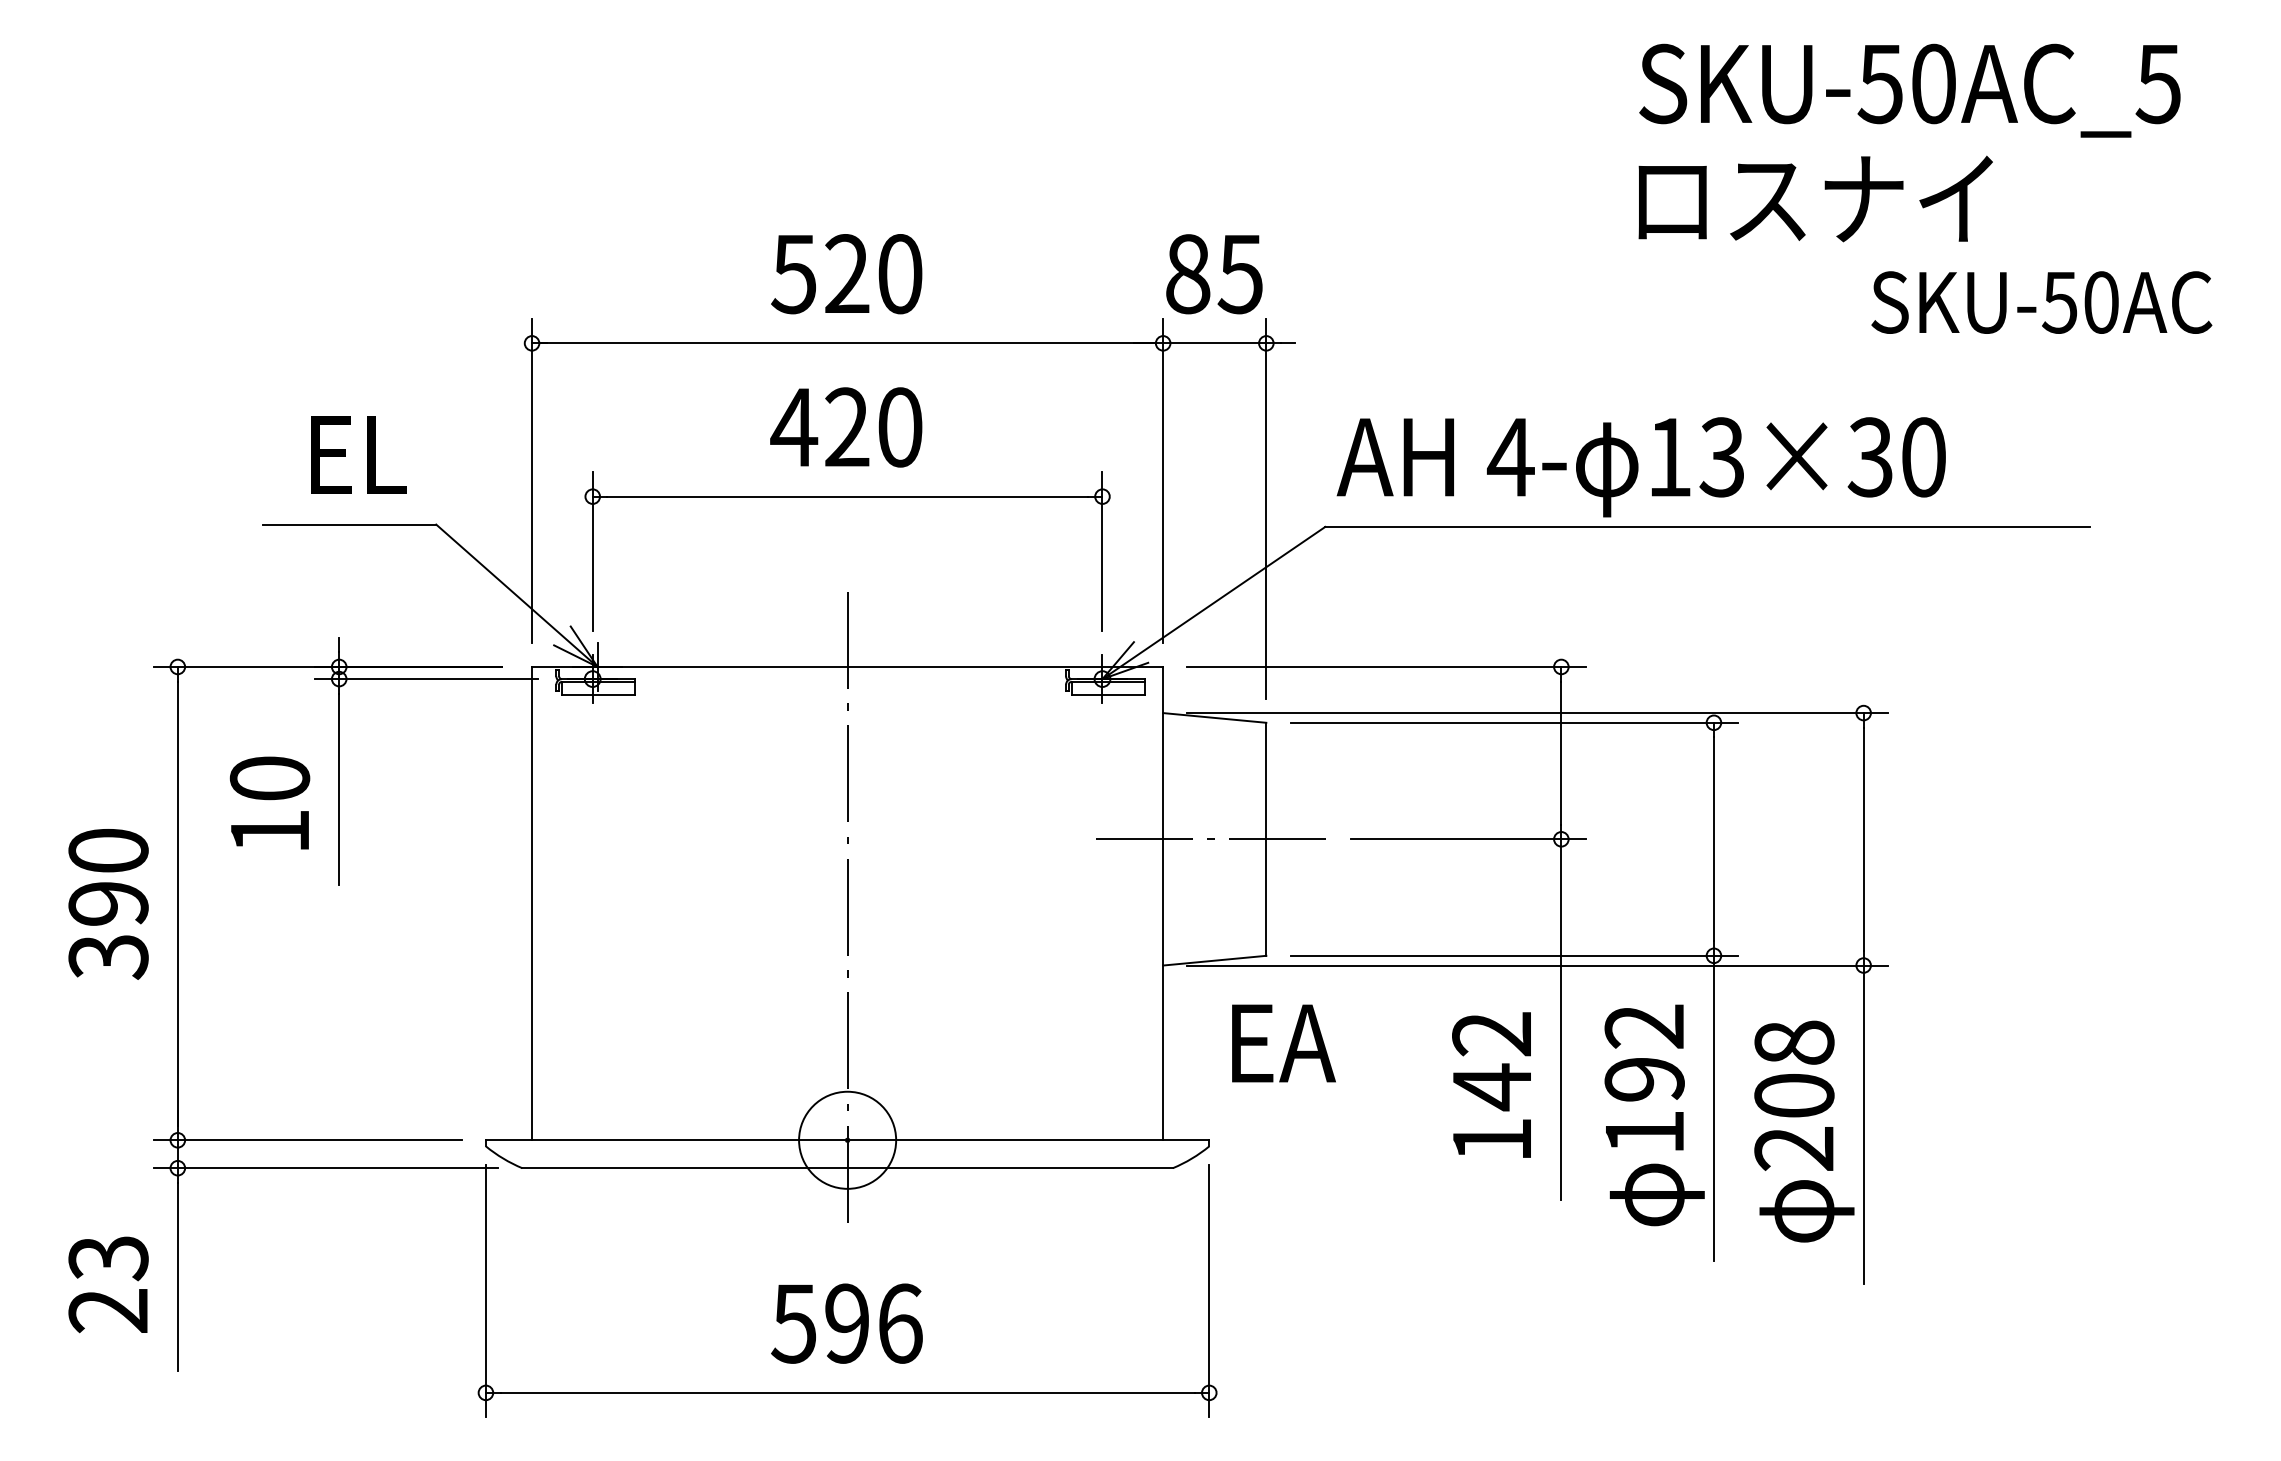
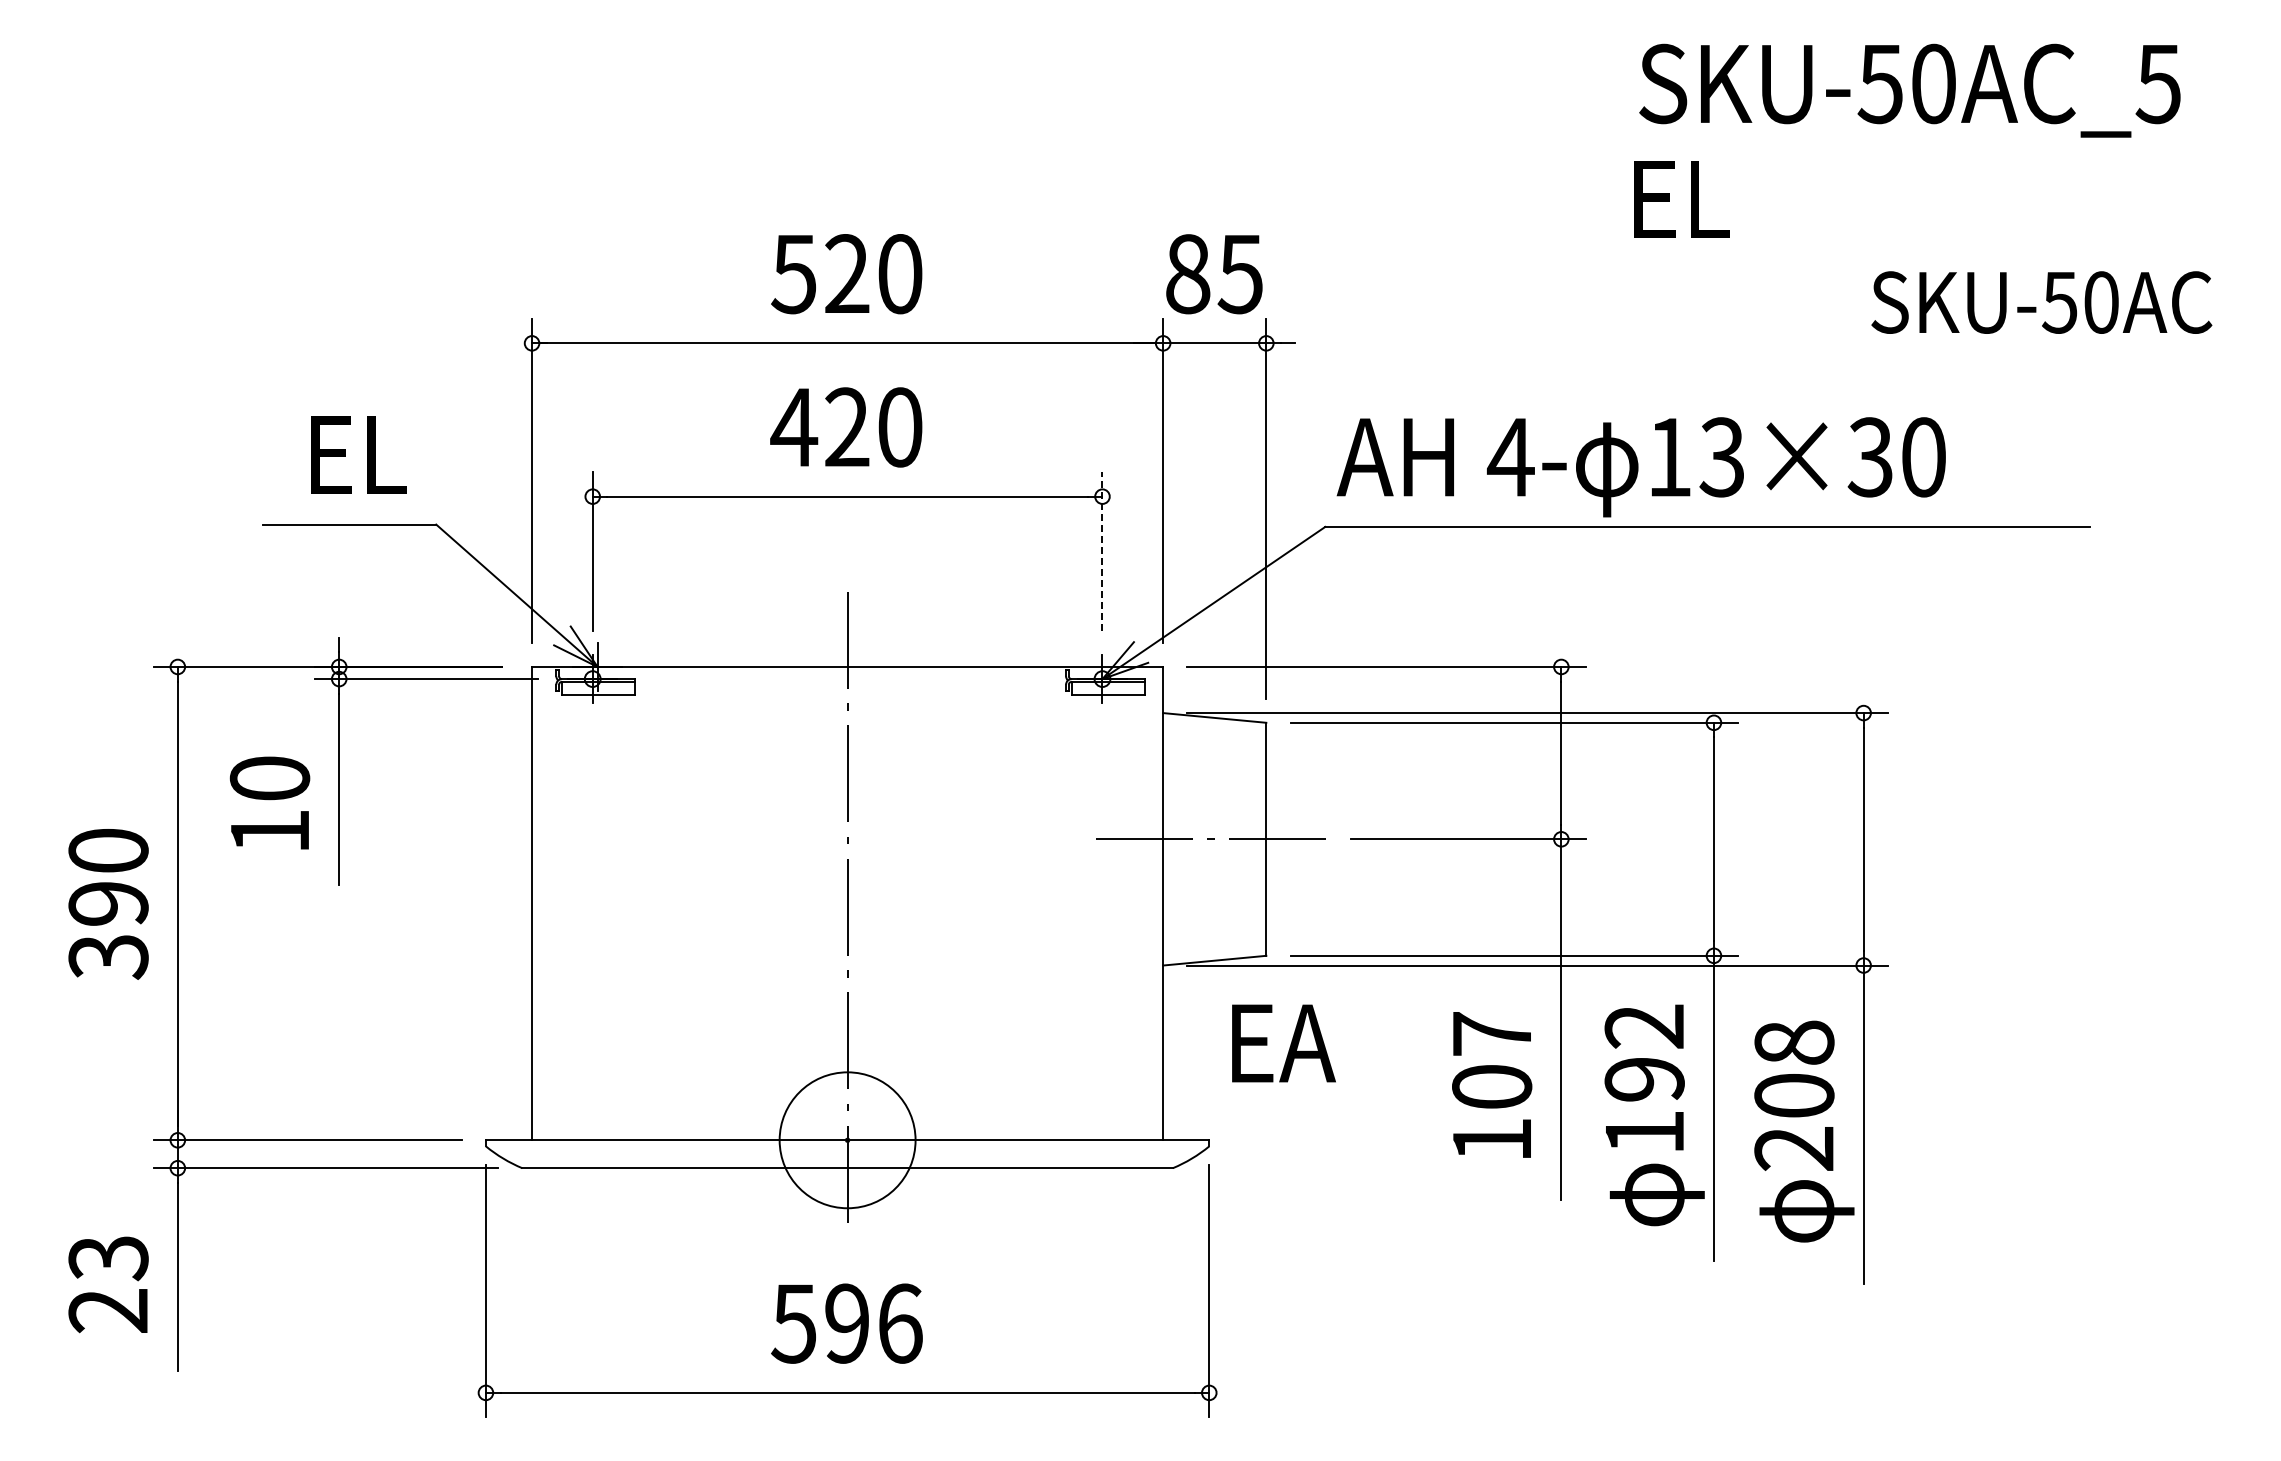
text: ロスナイ -> EL (1813, 198)
line: solid -> dashed (1102, 550)
text: 142 -> 107 (1492, 1061)
circle diameter: 97 px -> 136 px (847, 1140)
